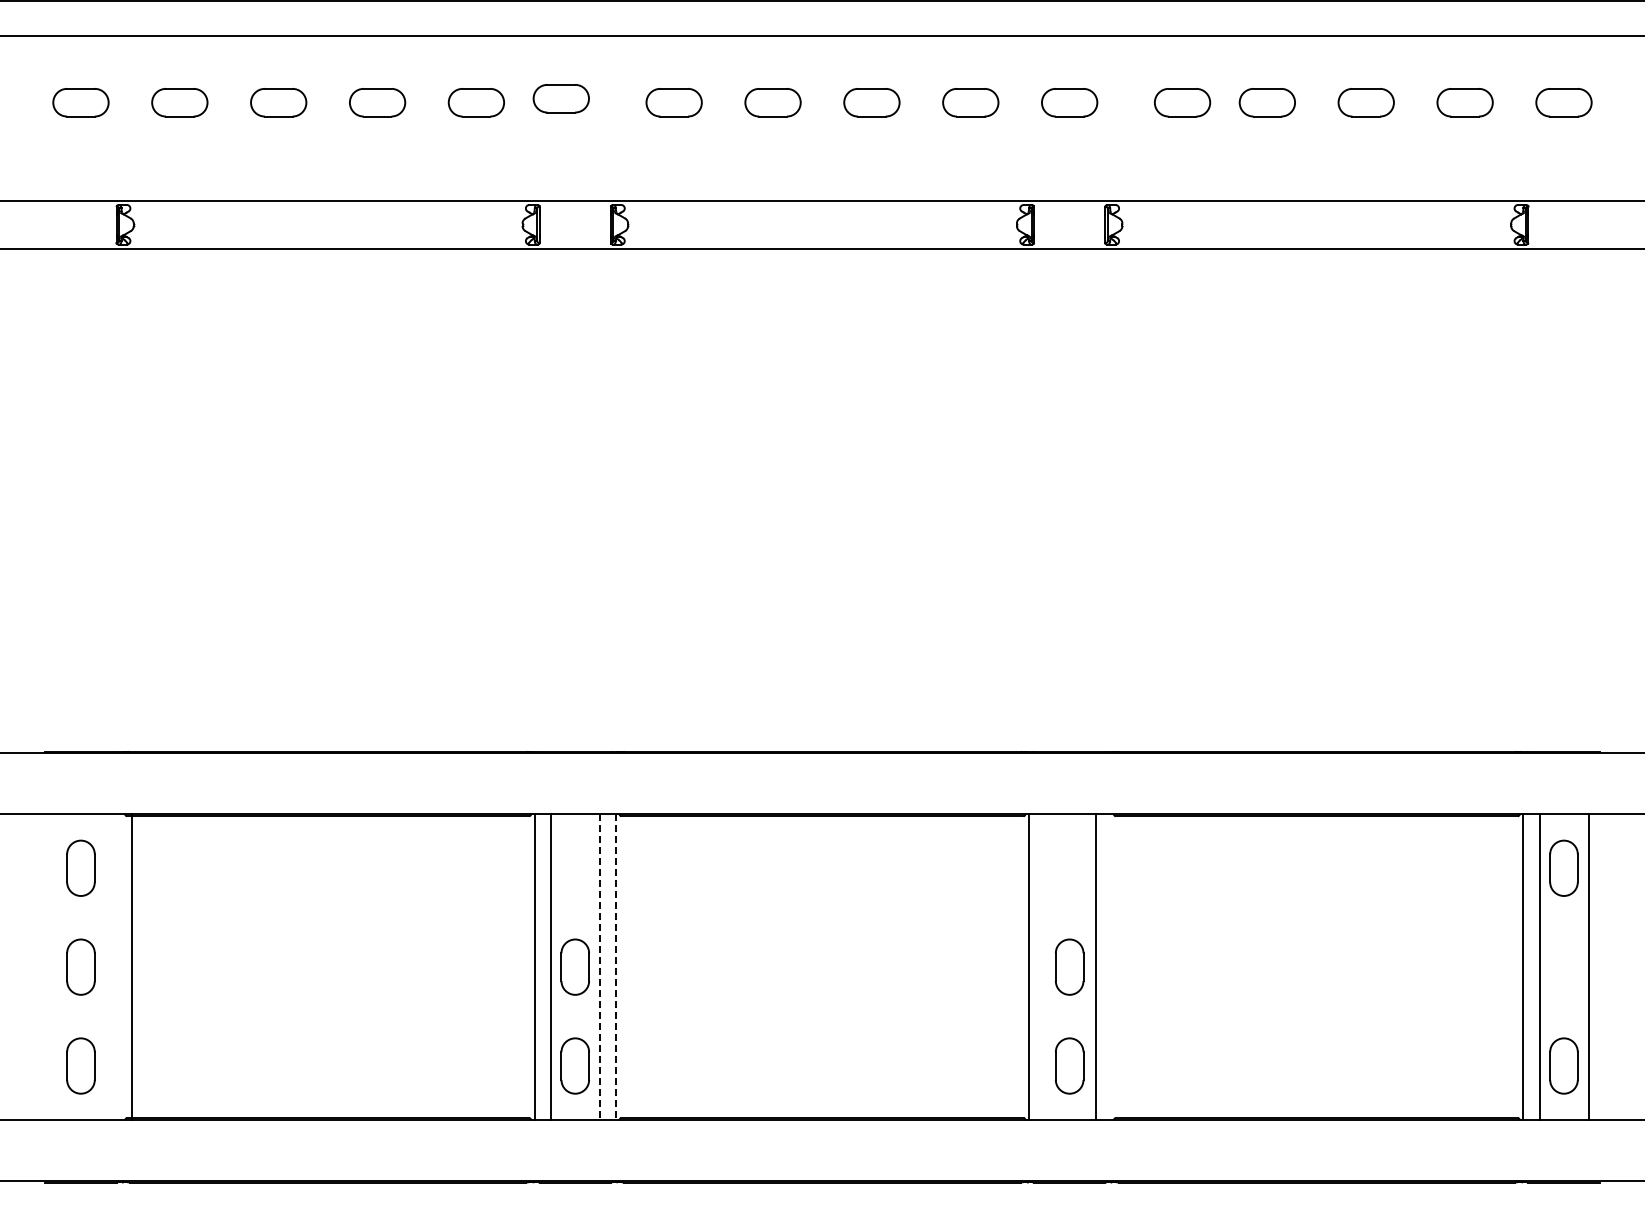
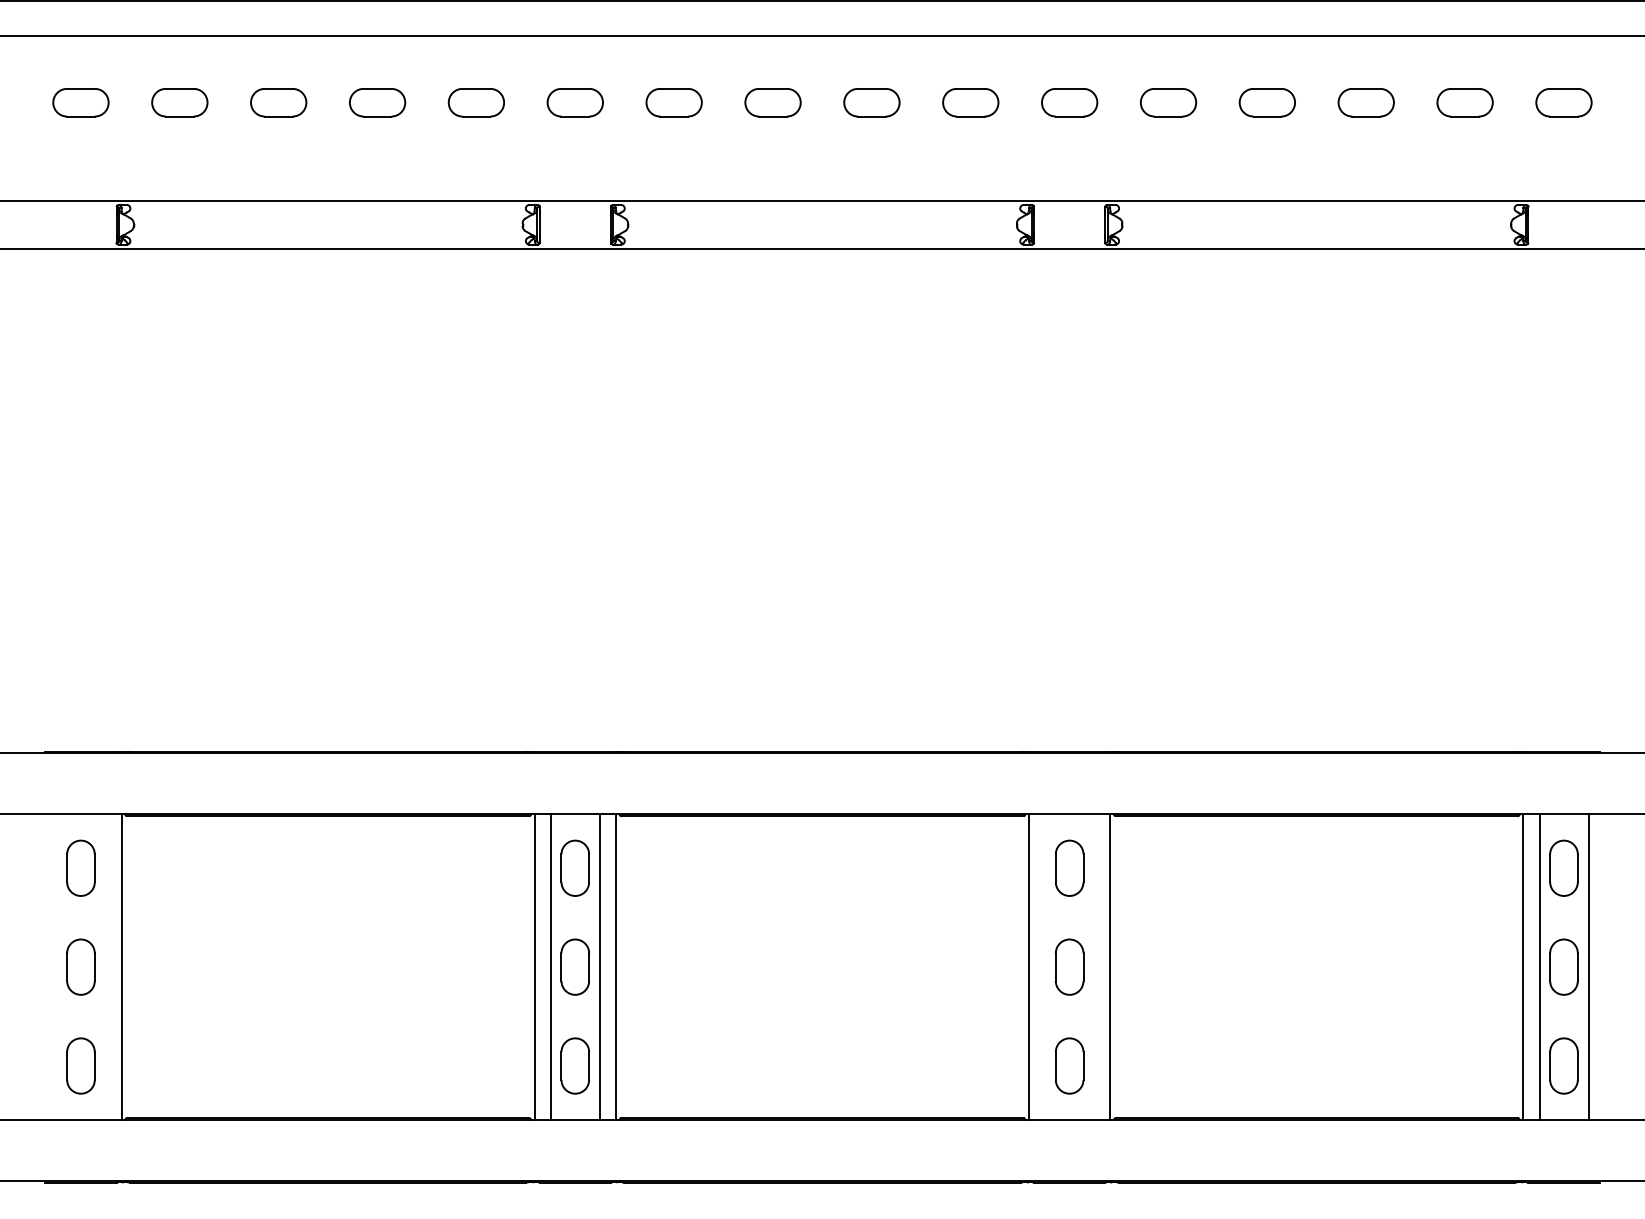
part position: (560, 98) -> (574, 102) (574, 102)
part position: (1182, 102) -> (1168, 102) (1168, 102)
part: none -> present (574, 867)
part: none -> present (1069, 867)
line position: (131, 966) -> (121, 966) (121, 966)
line position: (1096, 966) -> (1110, 966) (1110, 966)
part: none -> present (1563, 966)
line: dashed -> solid (599, 967)
line: dashed -> solid (615, 967)
